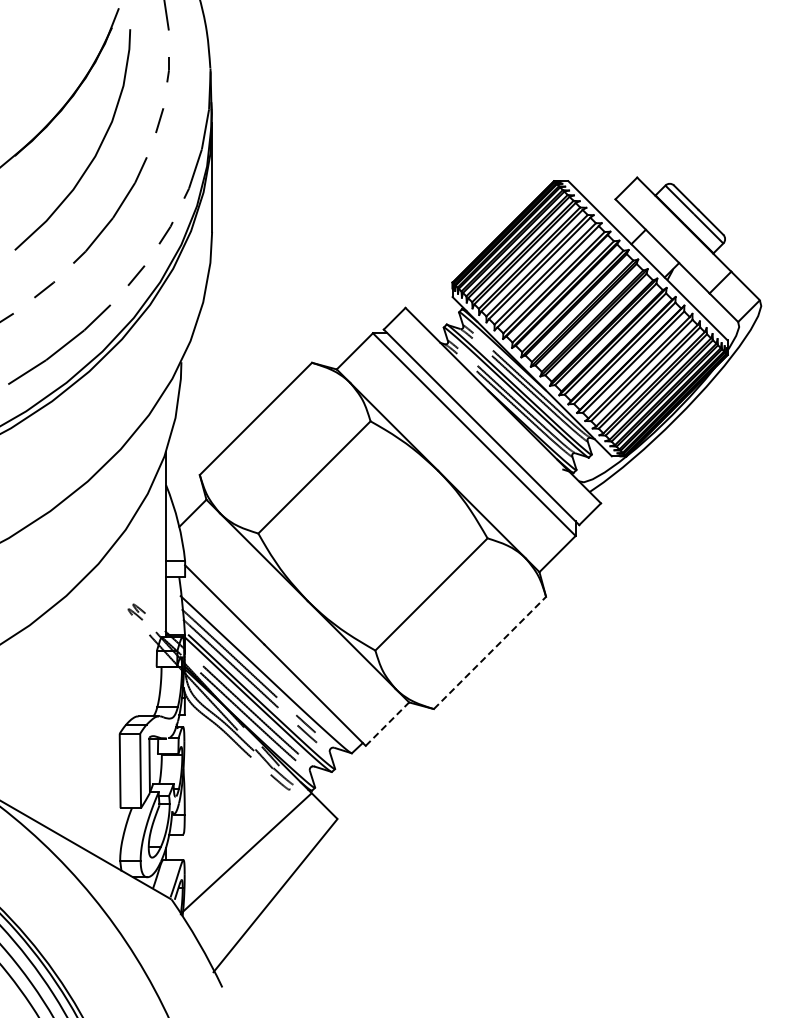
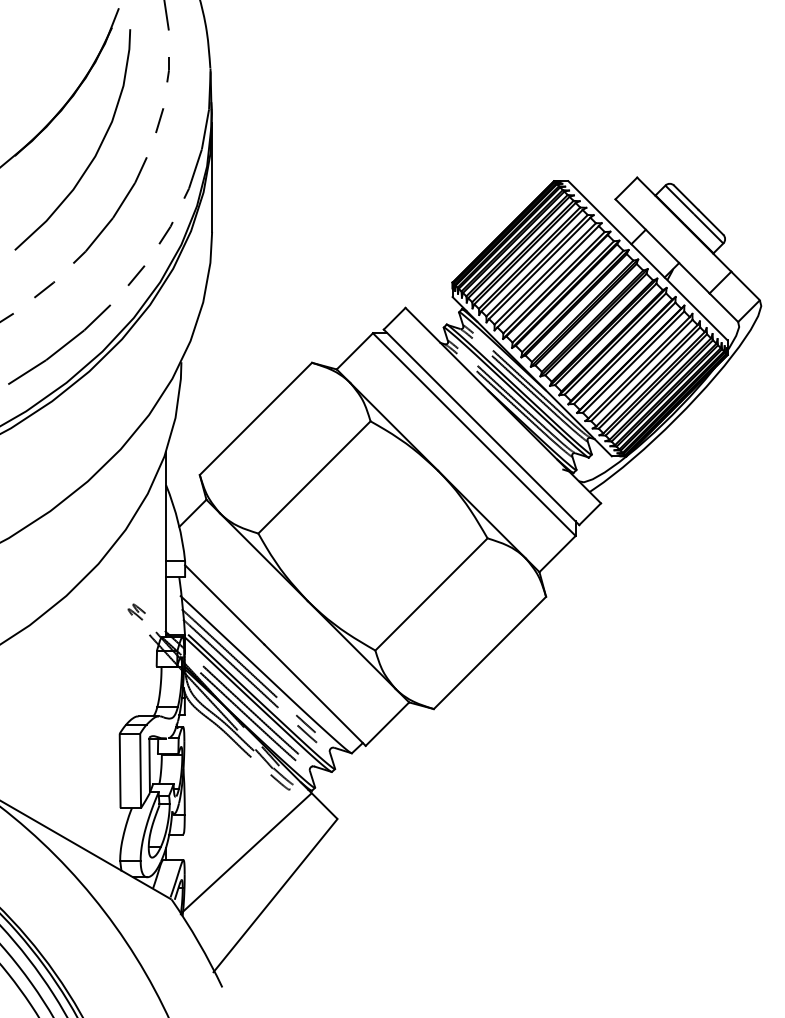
line: dashed -> solid (490, 652)
line: dashed -> solid (387, 724)
